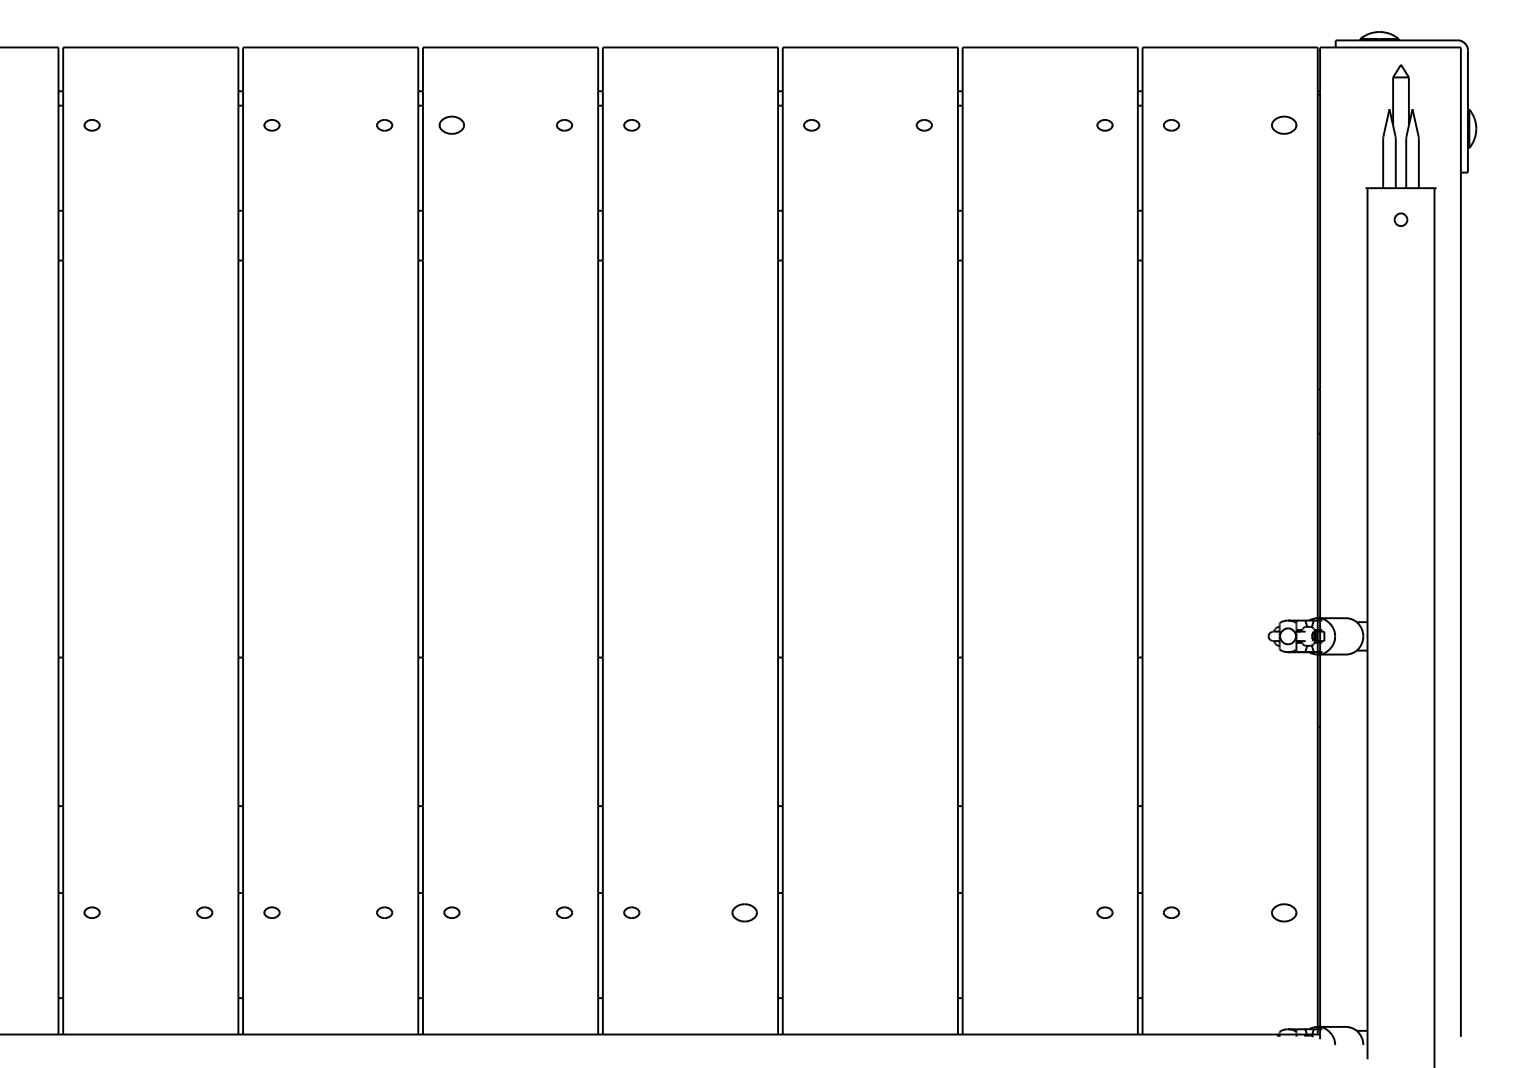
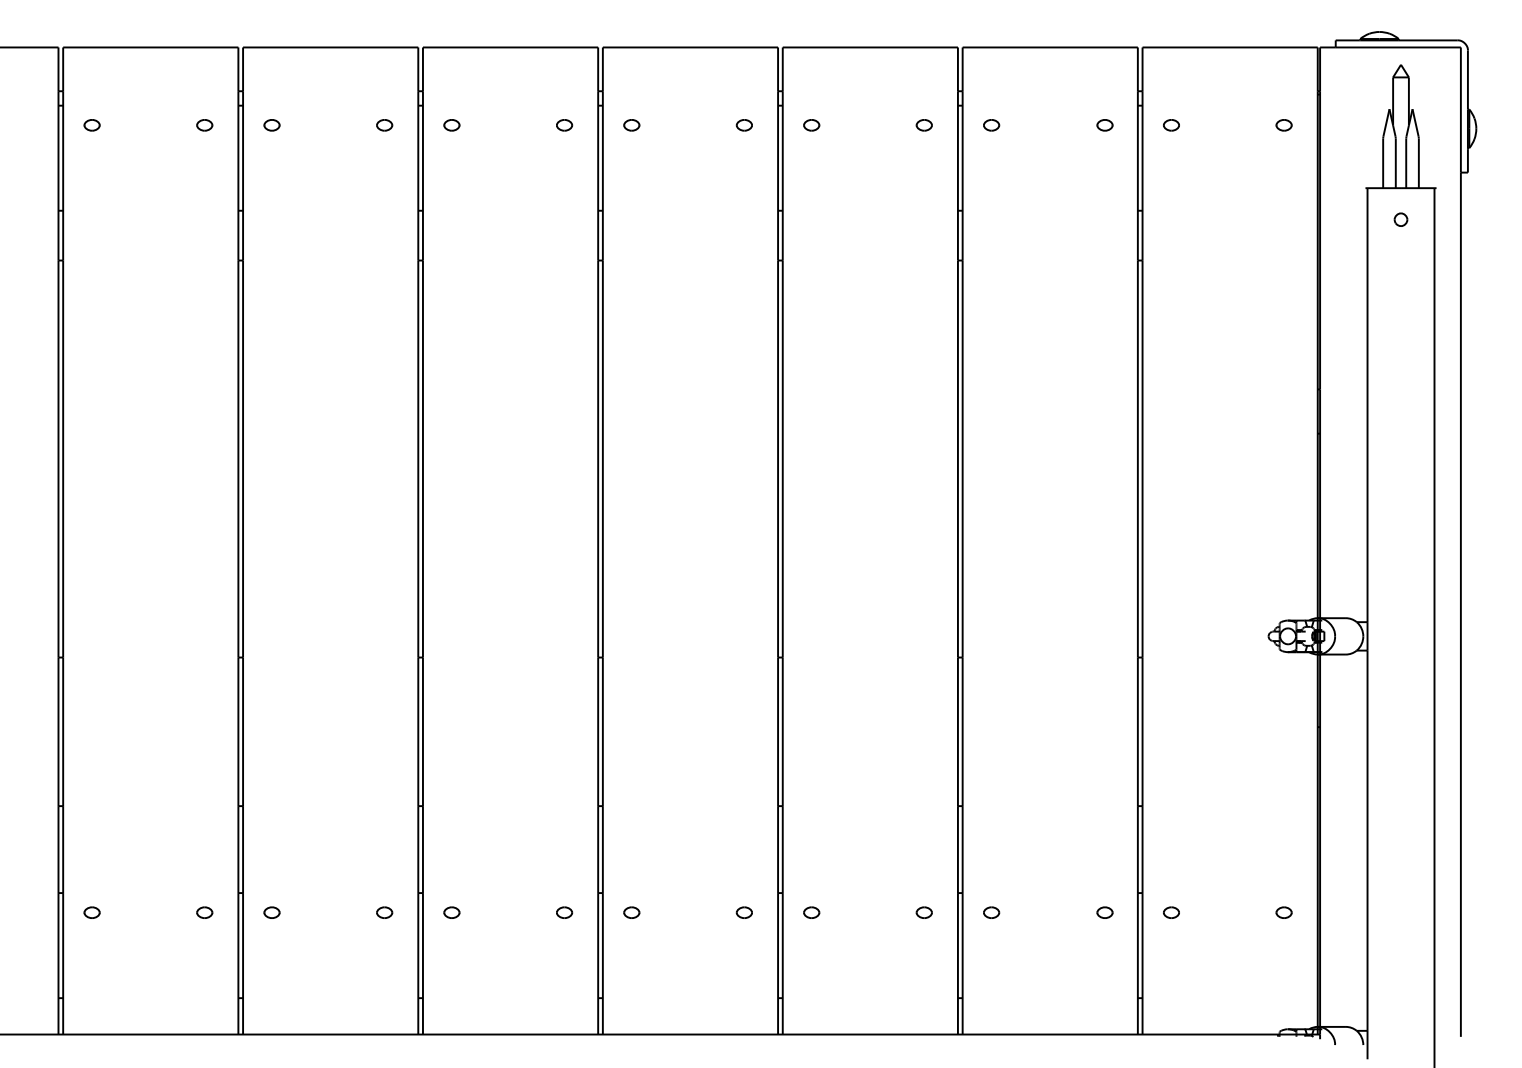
part size: 27x20 px -> 18x13 px (451, 125)
part size: 27x20 px -> 18x13 px (1283, 125)
part: none -> present (204, 125)
part: none -> present (743, 125)
part: none -> present (991, 125)
part size: 27x20 px -> 18x13 px (743, 912)
part: none -> present (811, 912)
part: none -> present (923, 912)
part: none -> present (991, 912)
part size: 27x20 px -> 18x13 px (1283, 912)
